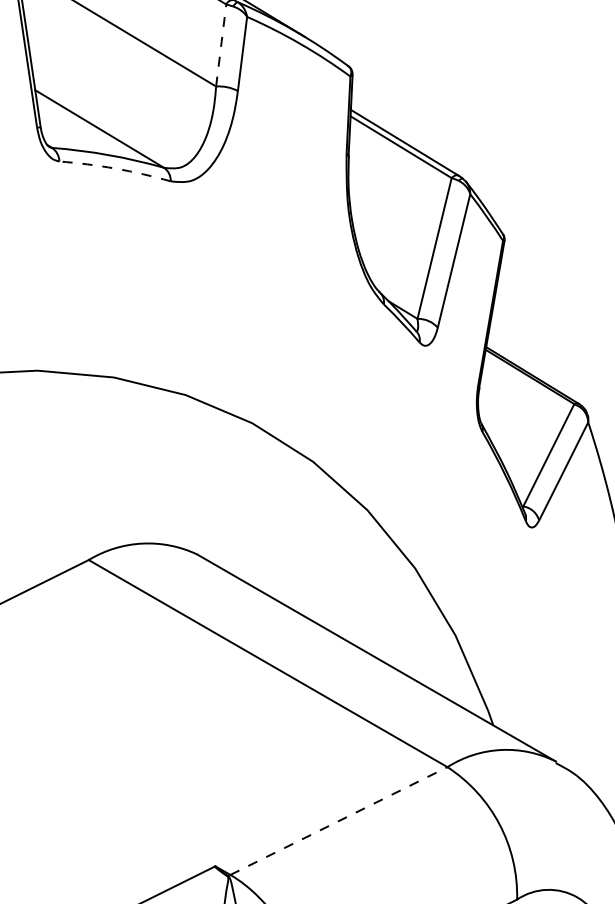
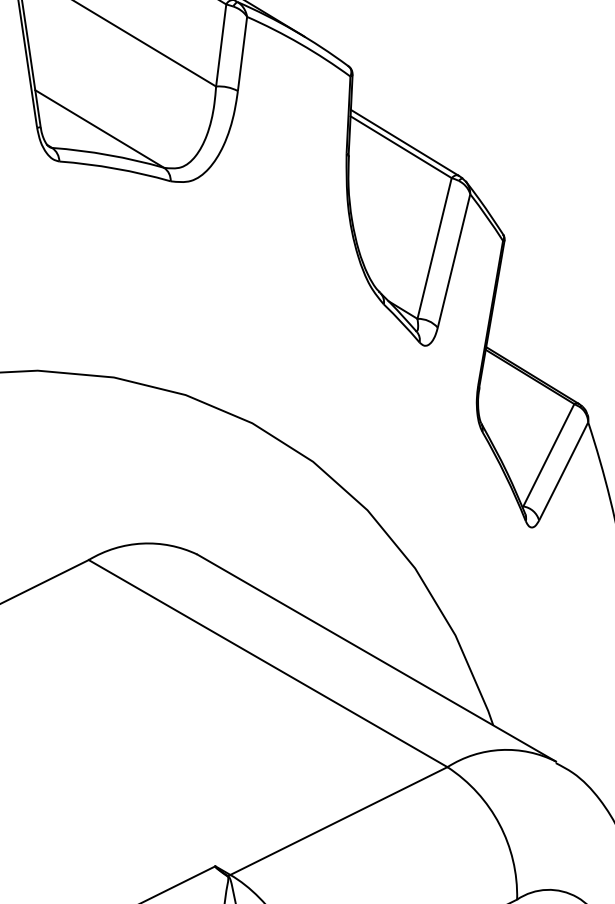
line: dashed -> solid (221, 45)
arc: dashed -> solid (115, 168)
line: dashed -> solid (339, 820)
